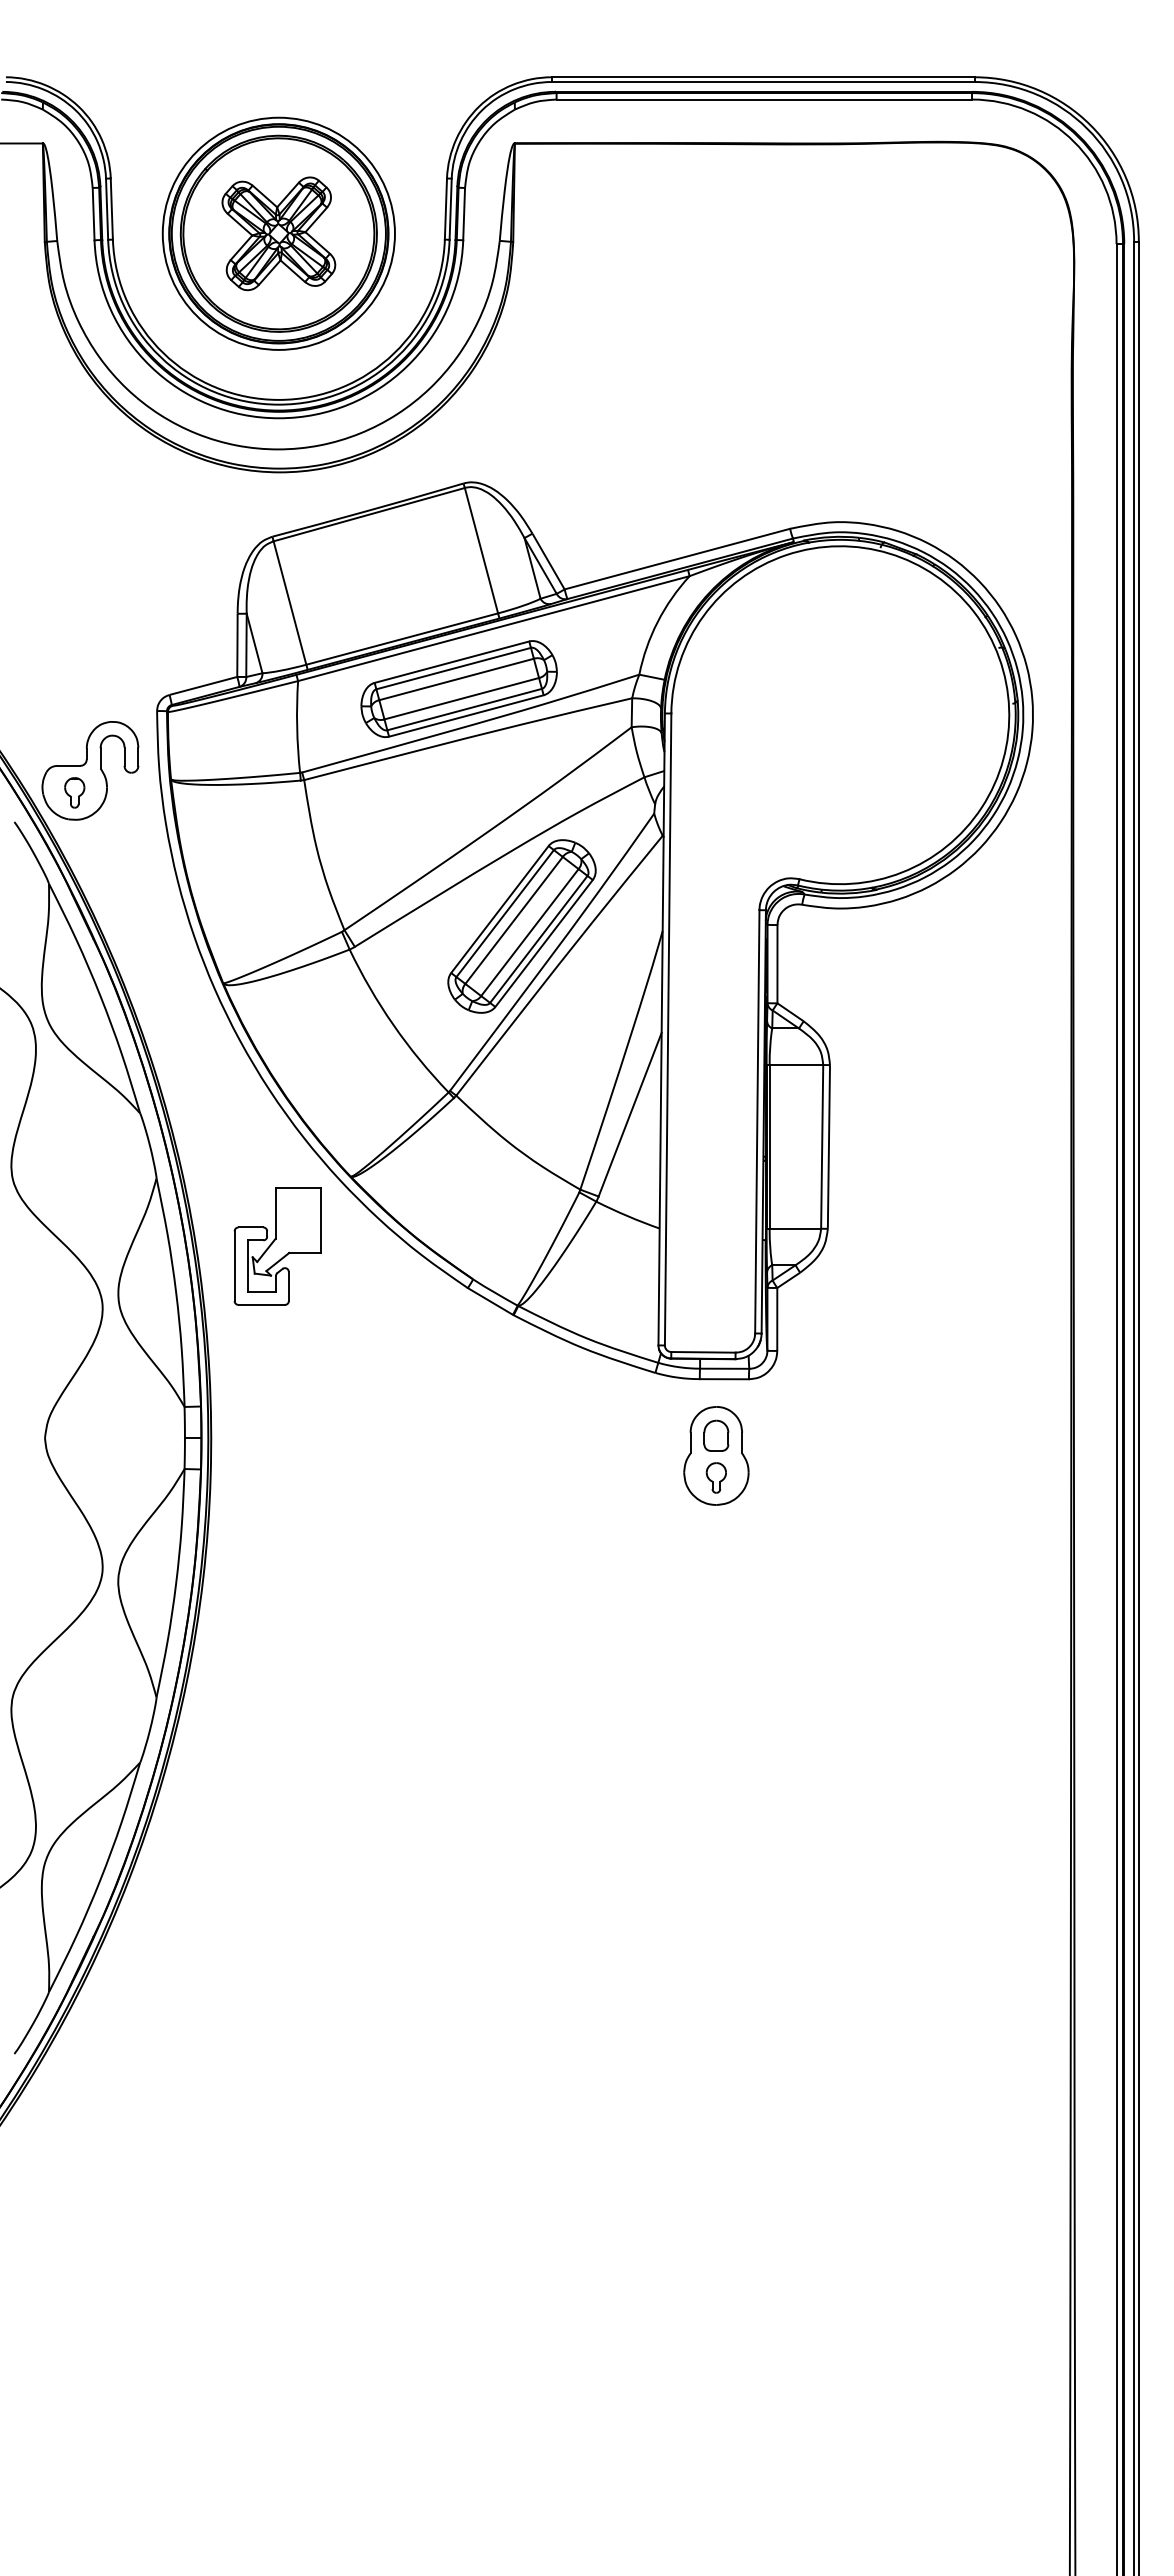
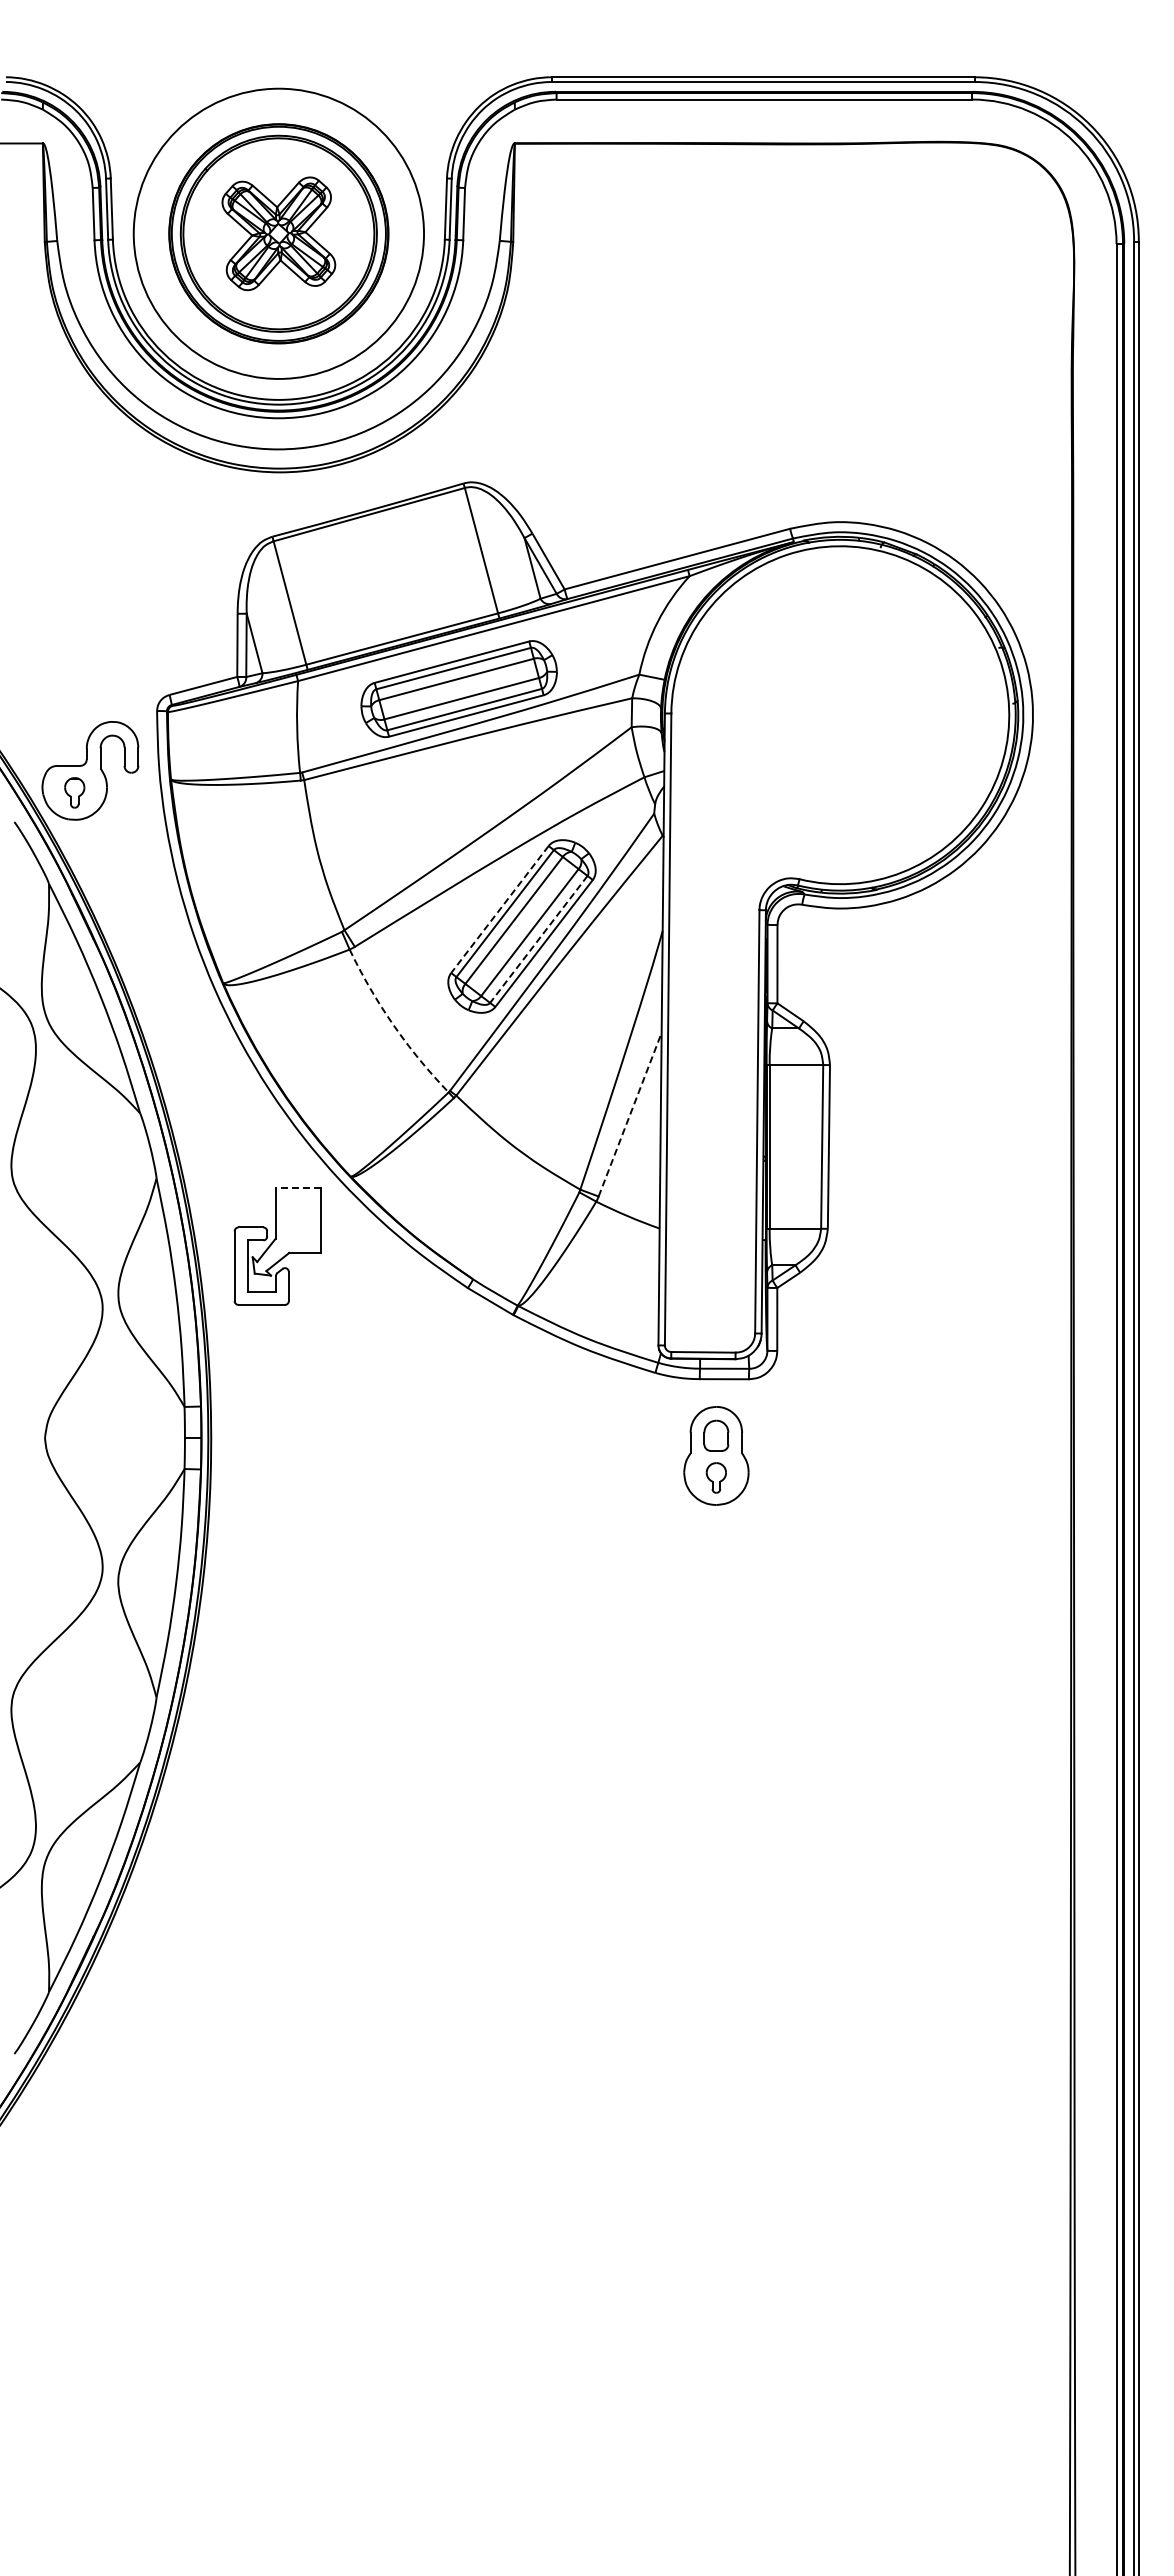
circle diameter: 232 px -> 290 px (278, 233)
line: solid -> dashed (499, 909)
line: solid -> dashed (538, 939)
arc: solid -> dashed (393, 1024)
line: solid -> dashed (630, 1114)
line: solid -> dashed (298, 1188)
